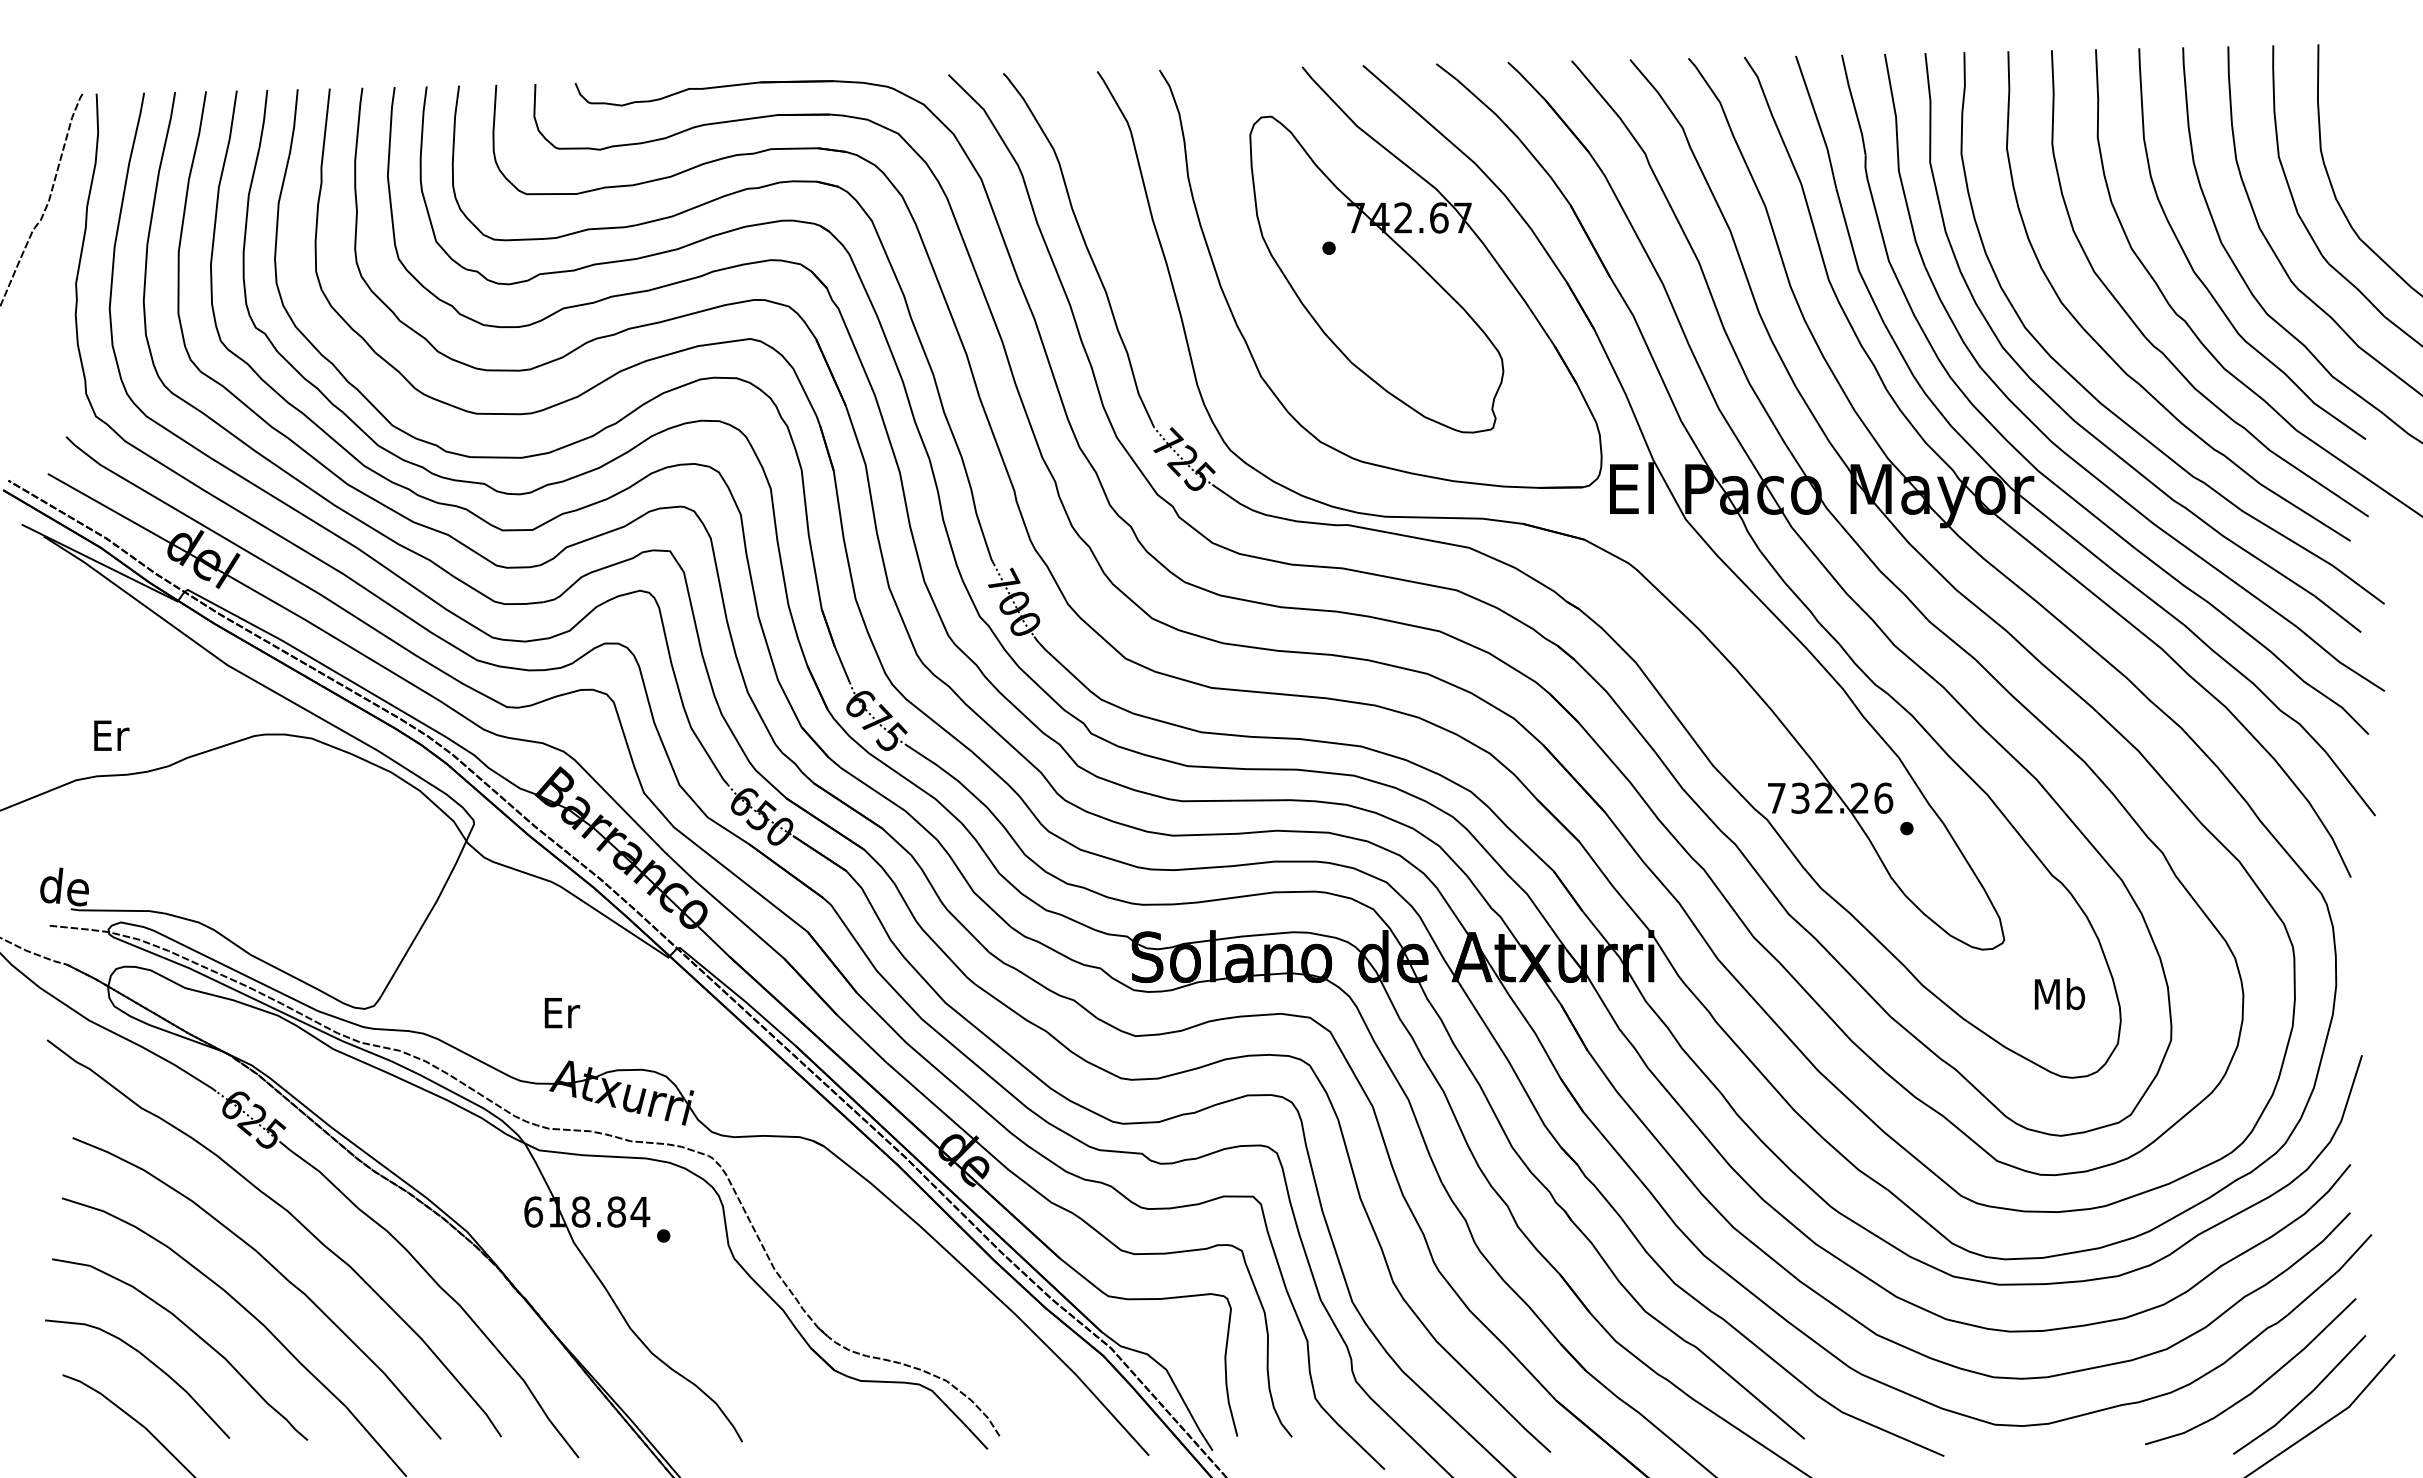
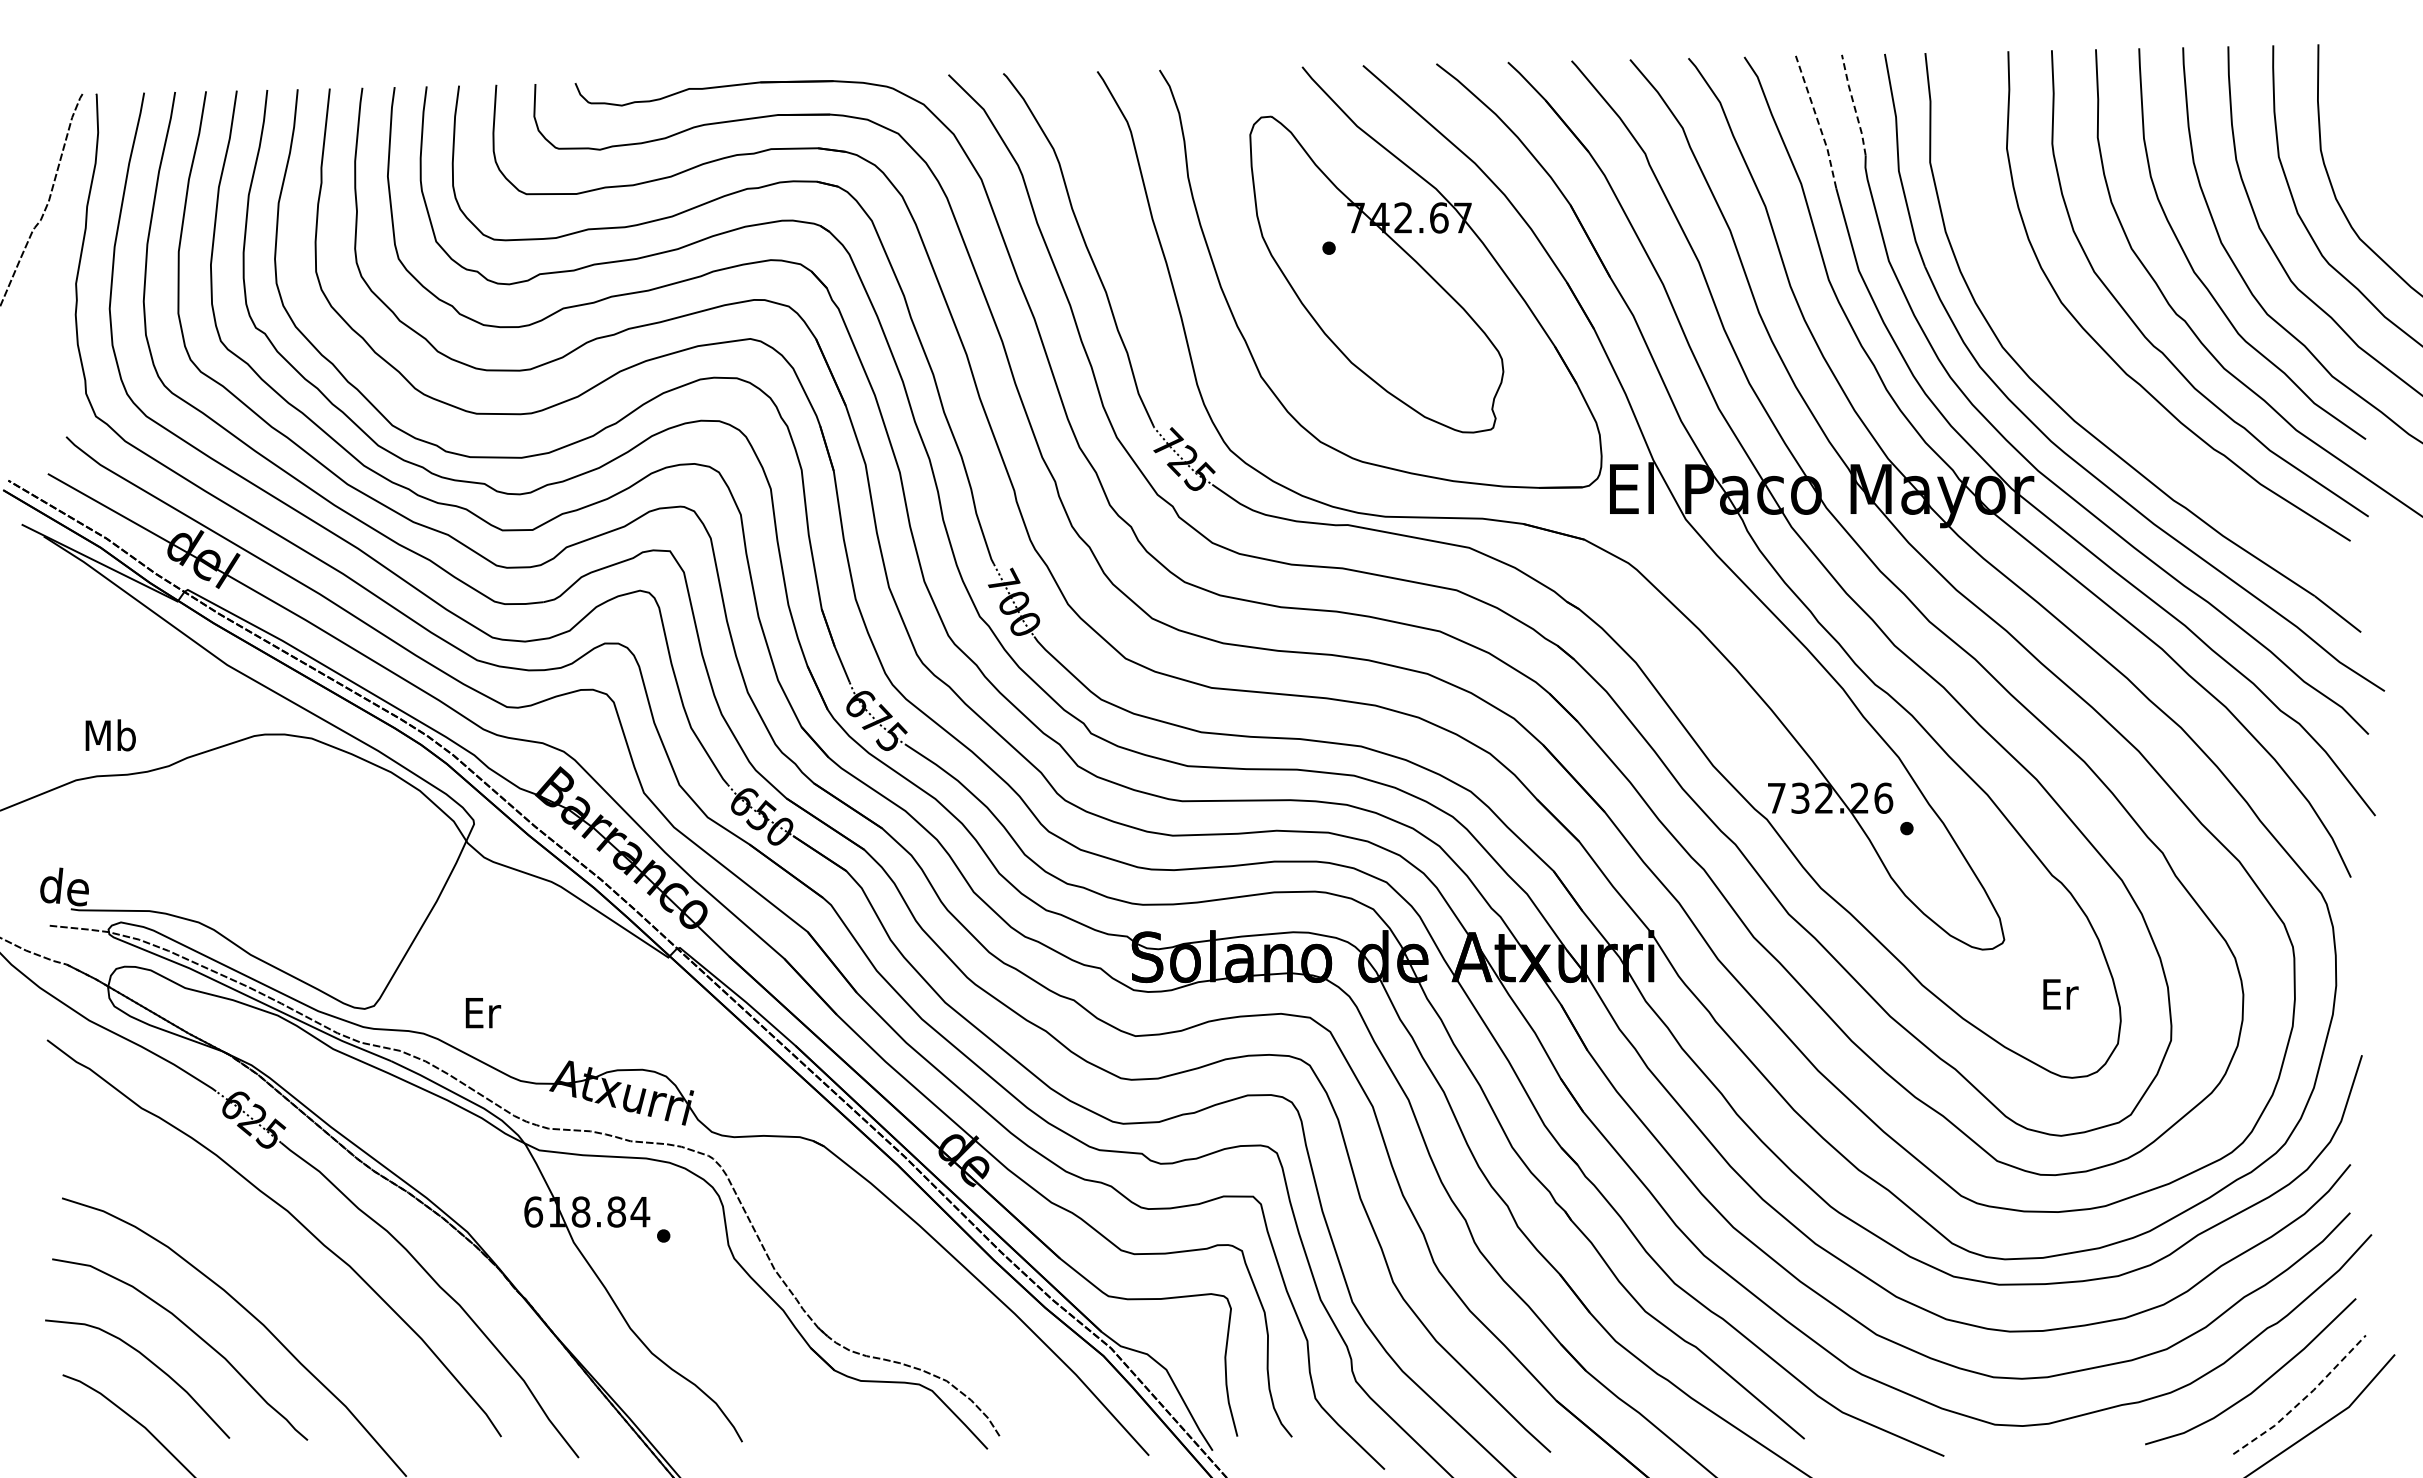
line: solid -> dashed (1853, 104)
line: solid -> dashed (1818, 121)
curve: present -> none (2110, 409)
text: Er -> Mb (110, 735)
text: Mb -> Er (2059, 994)
text position: (562, 1013) -> (483, 1013) (483, 1013)
curve: present -> none (274, 1269)
line: solid -> dashed (2303, 1399)
